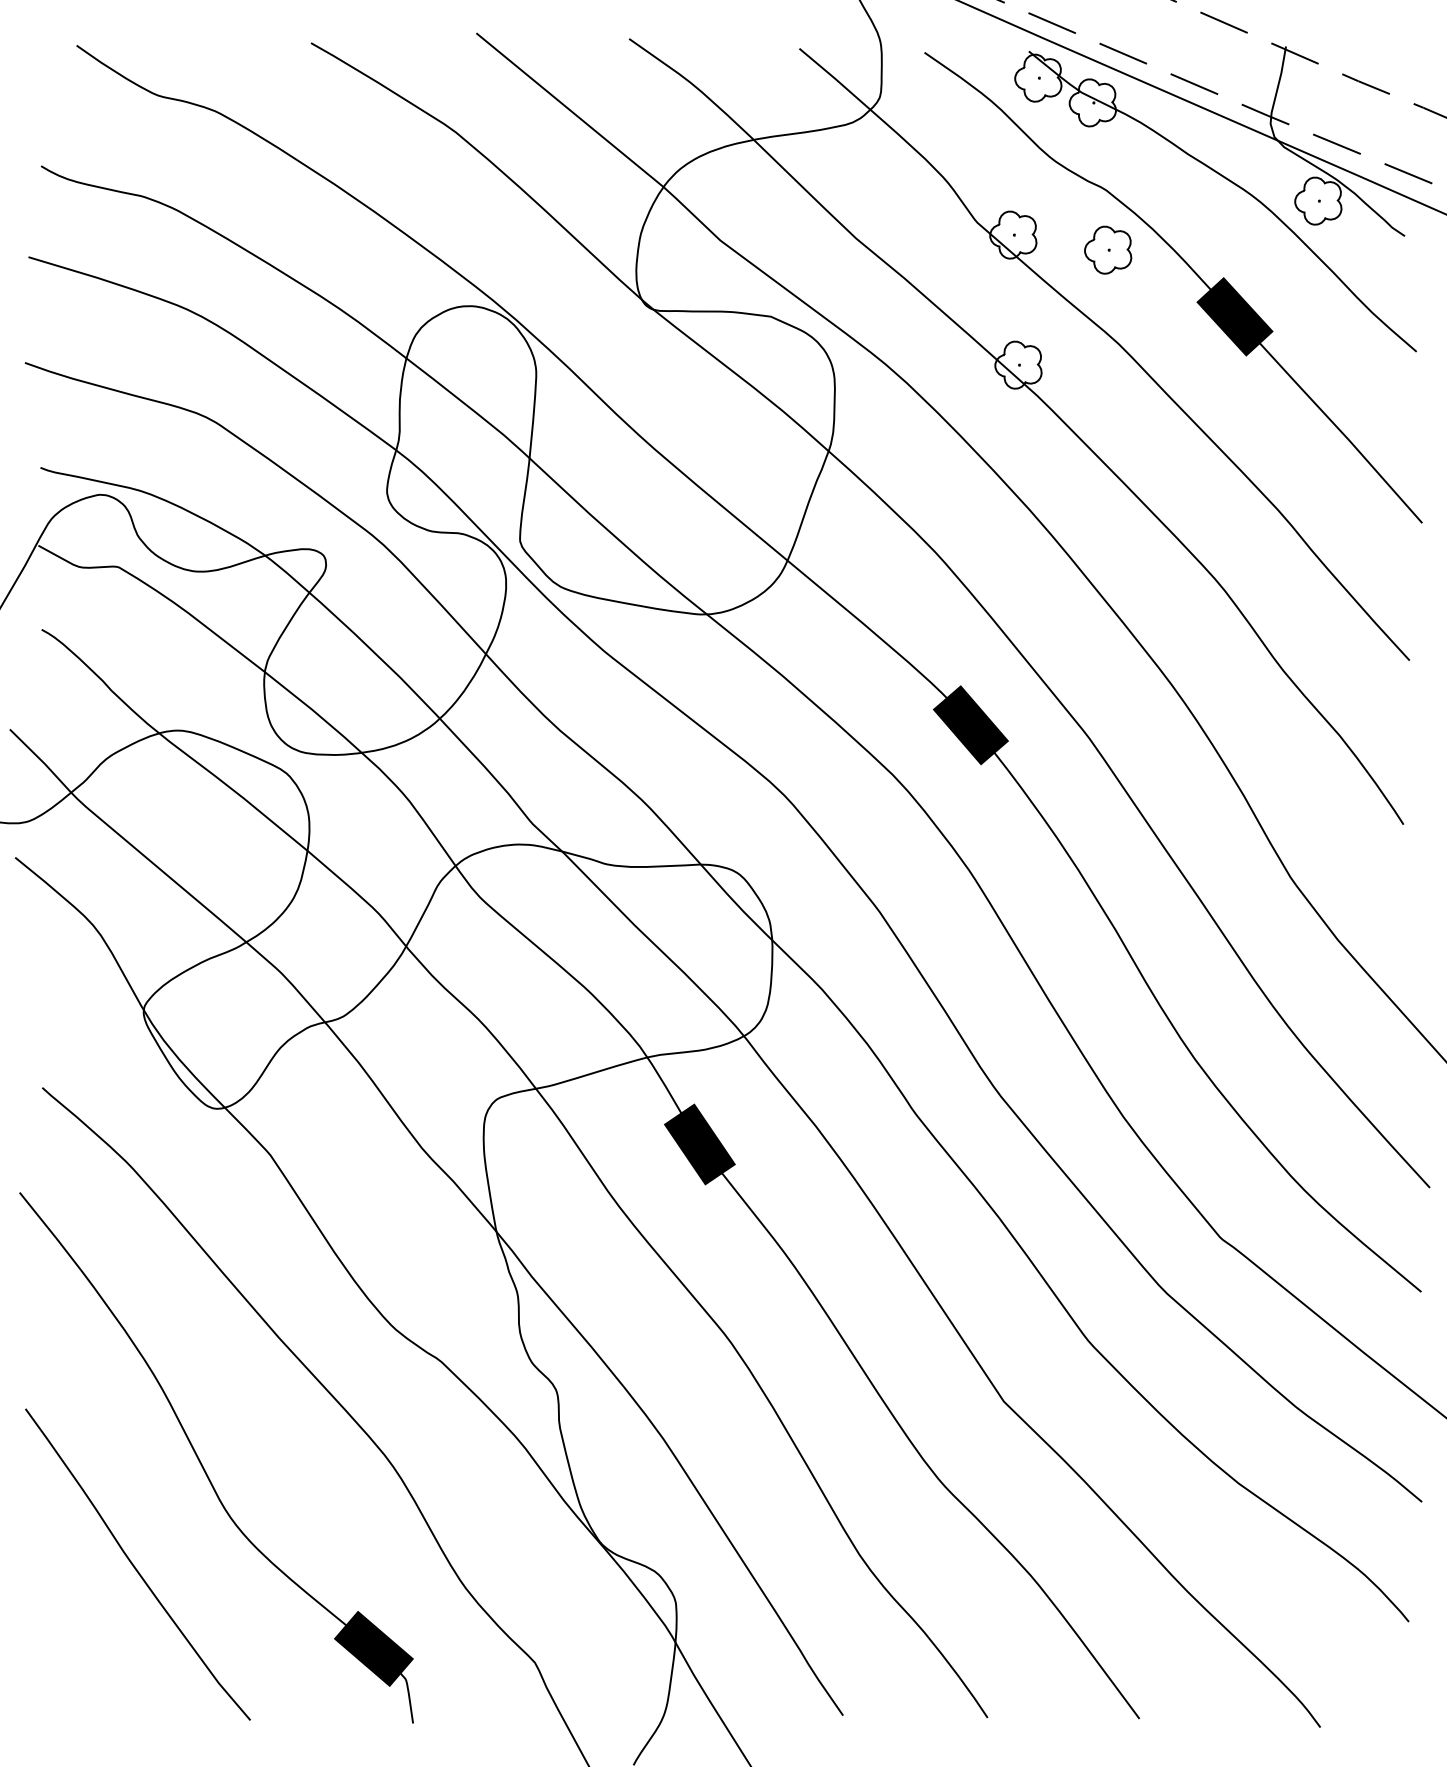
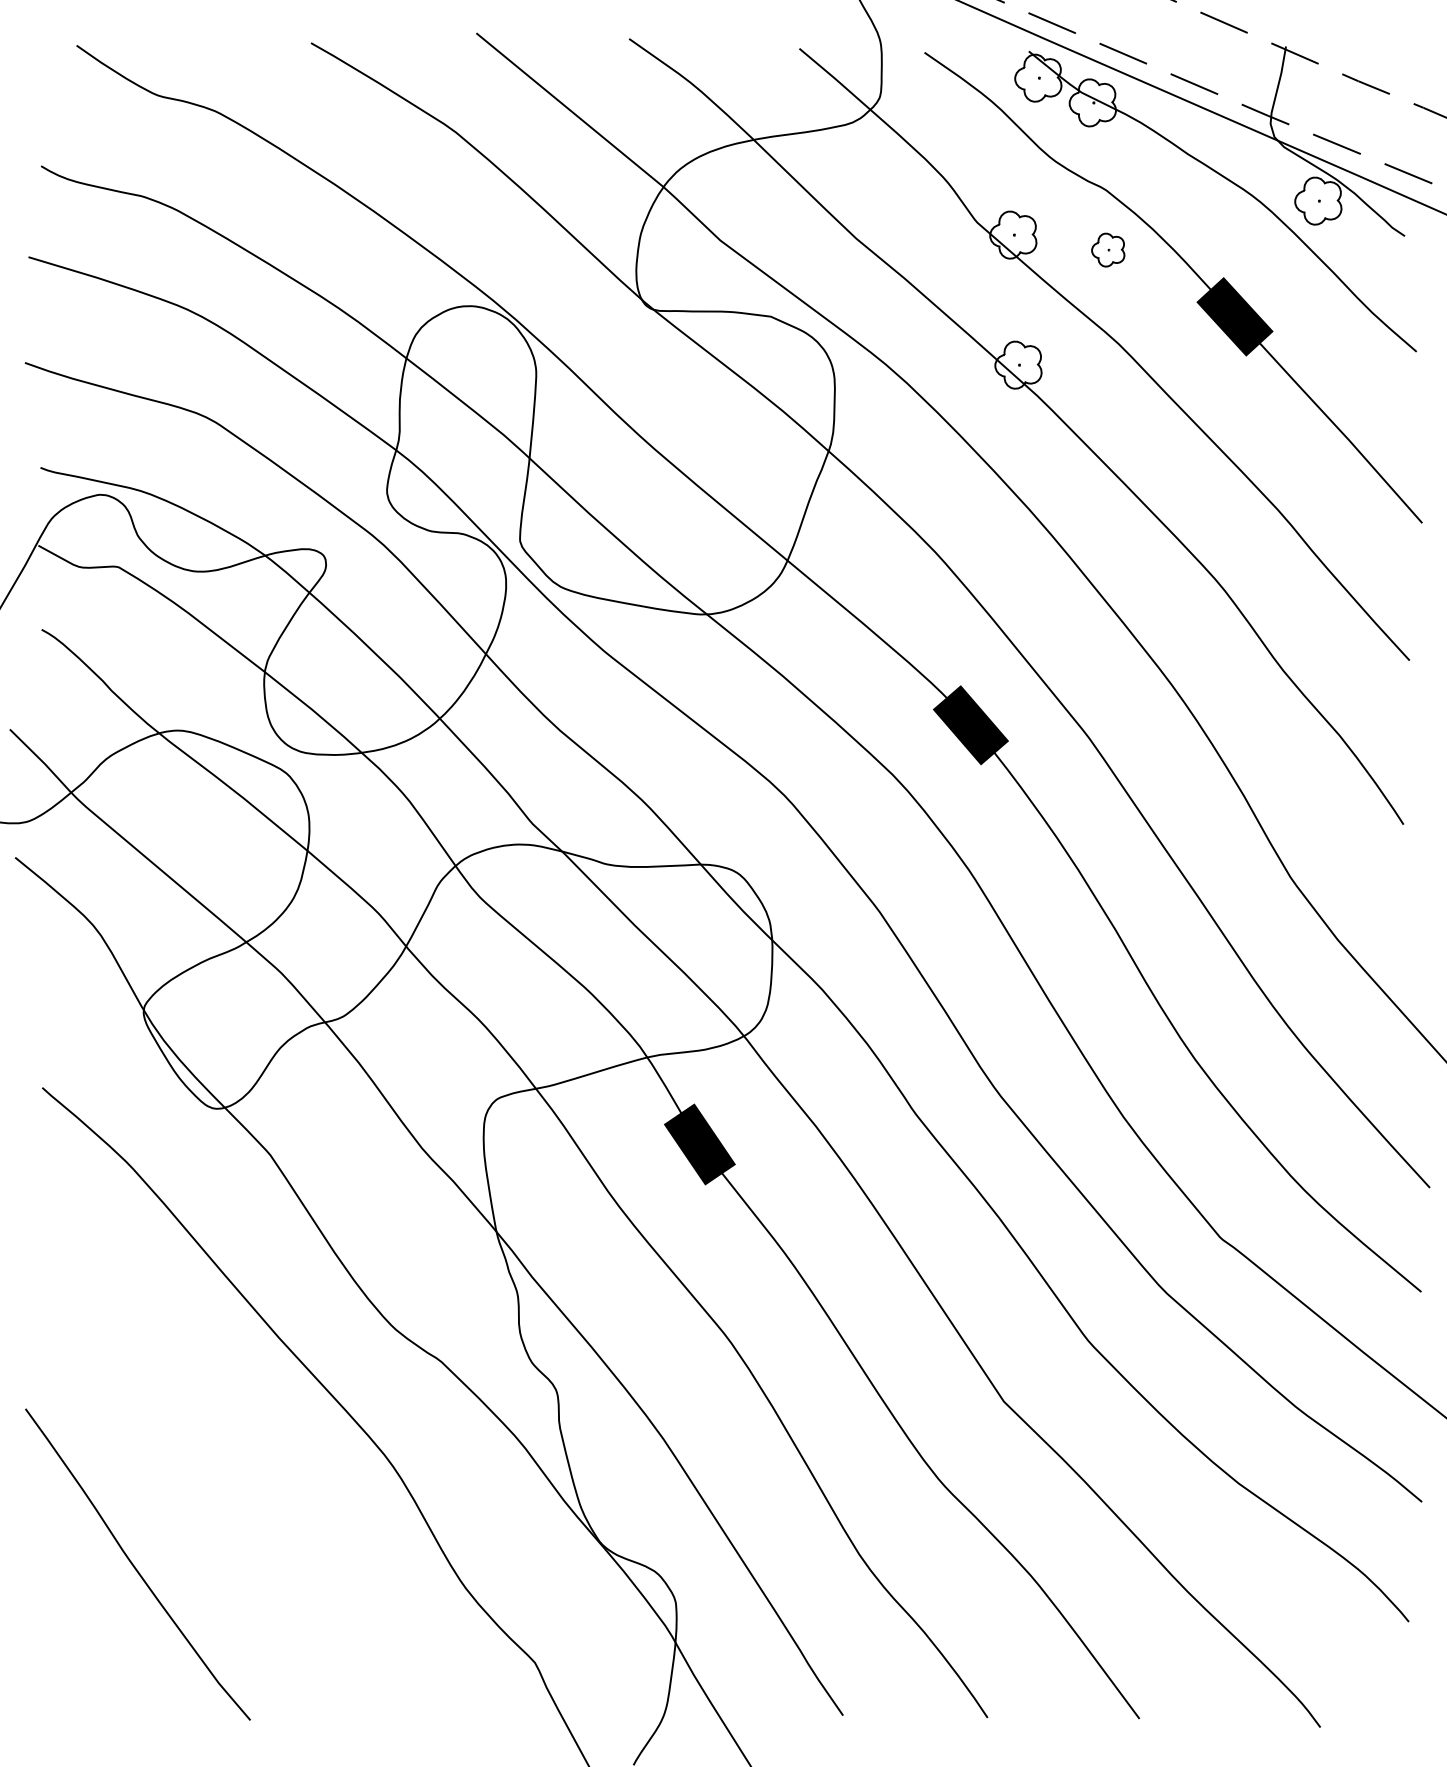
part size: 49x50 px -> 35x36 px (1108, 249)
part: present -> none (202, 1464)
